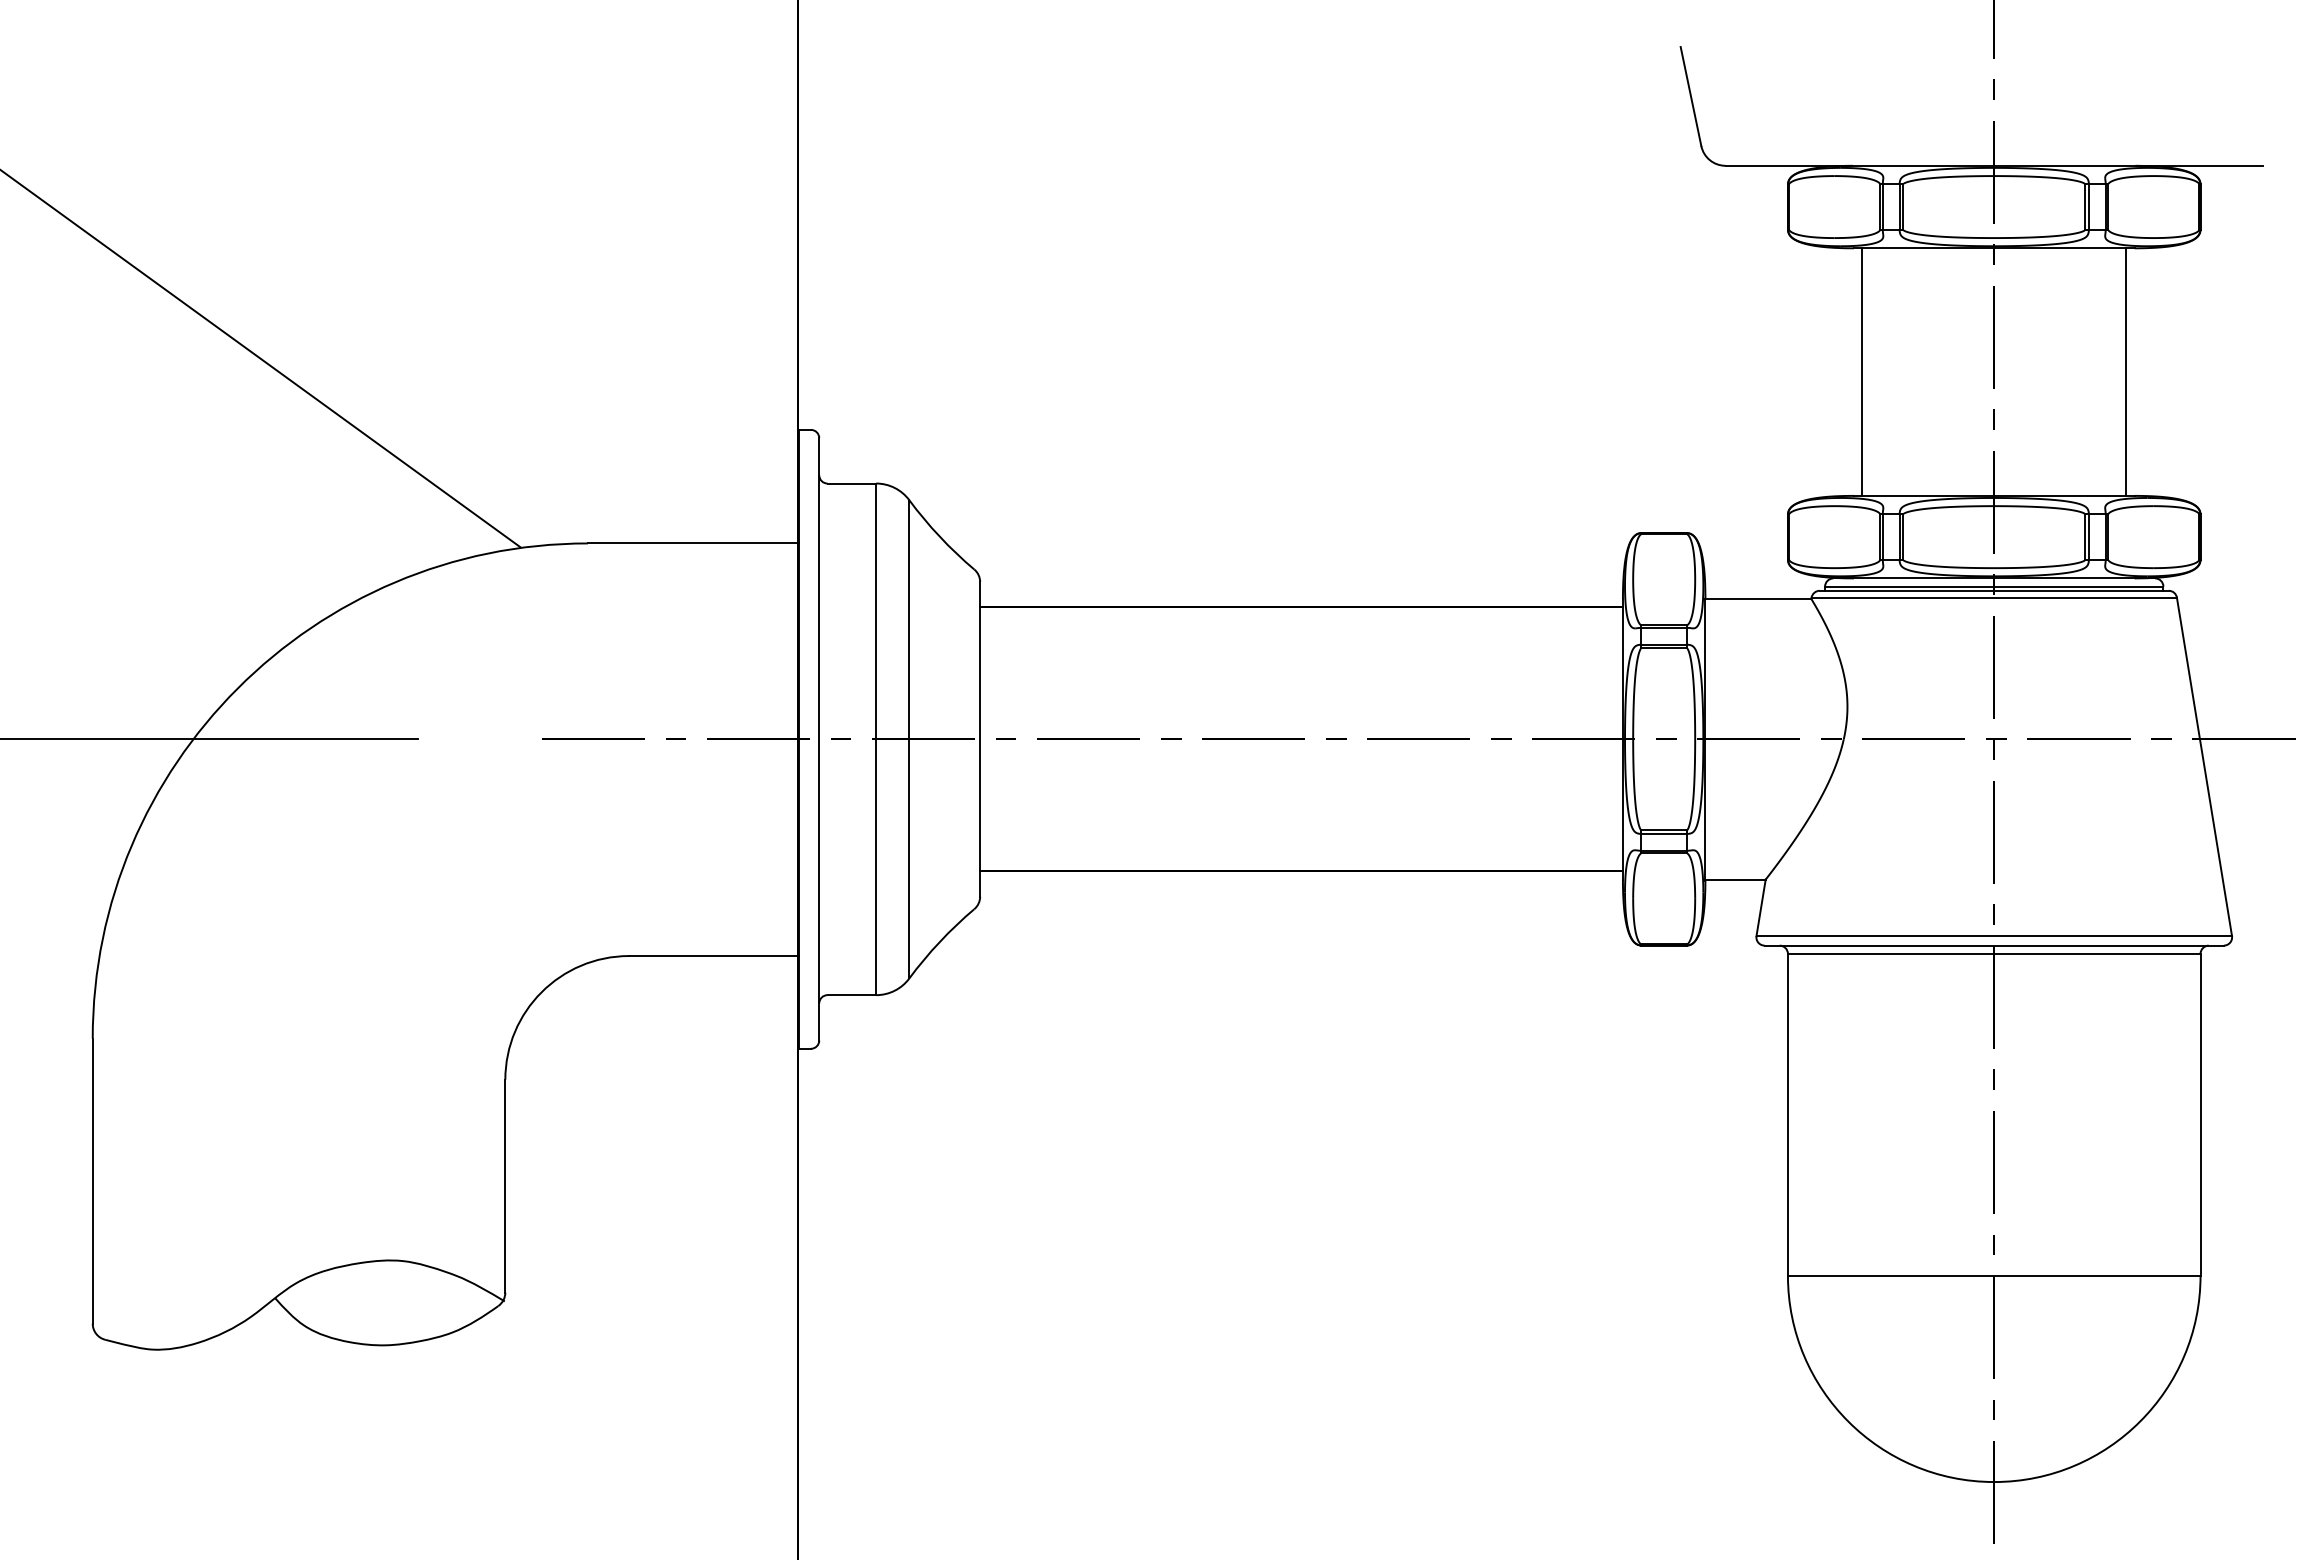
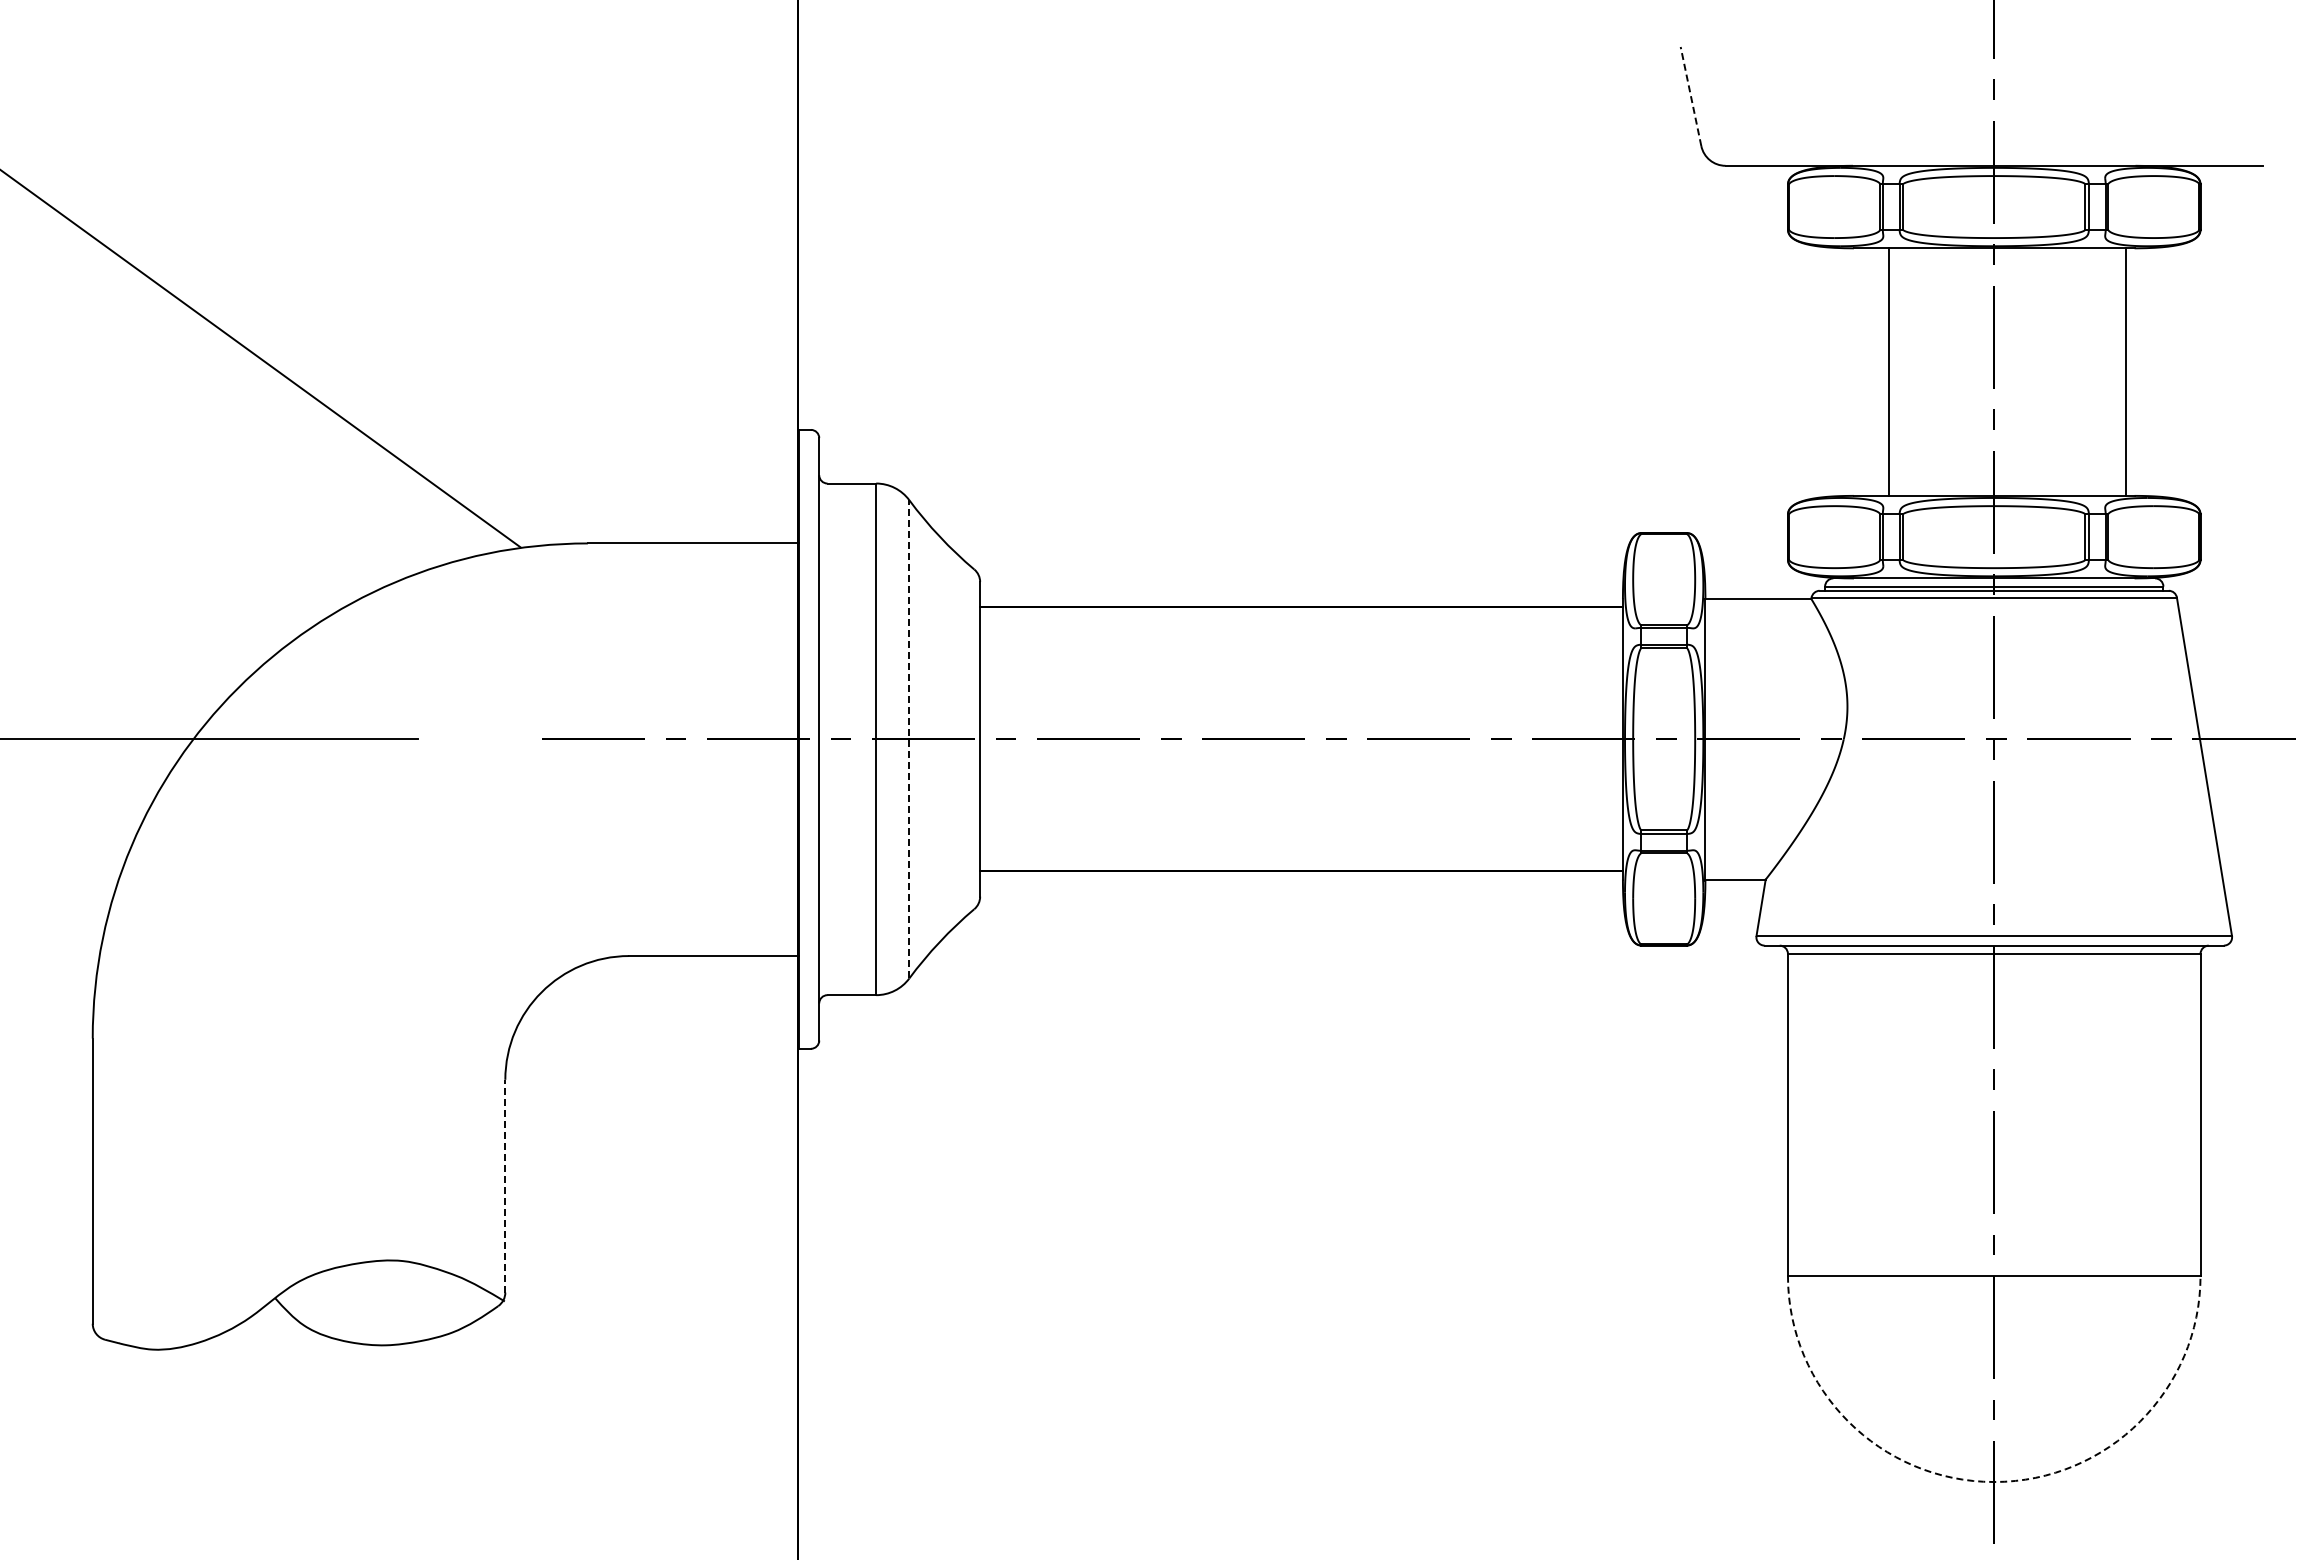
line: solid -> dashed (1691, 96)
line position: (1862, 371) -> (1889, 371) (1889, 371)
line: solid -> dashed (909, 738)
line: solid -> dashed (505, 1185)
arc: solid -> dashed (1994, 1482)
